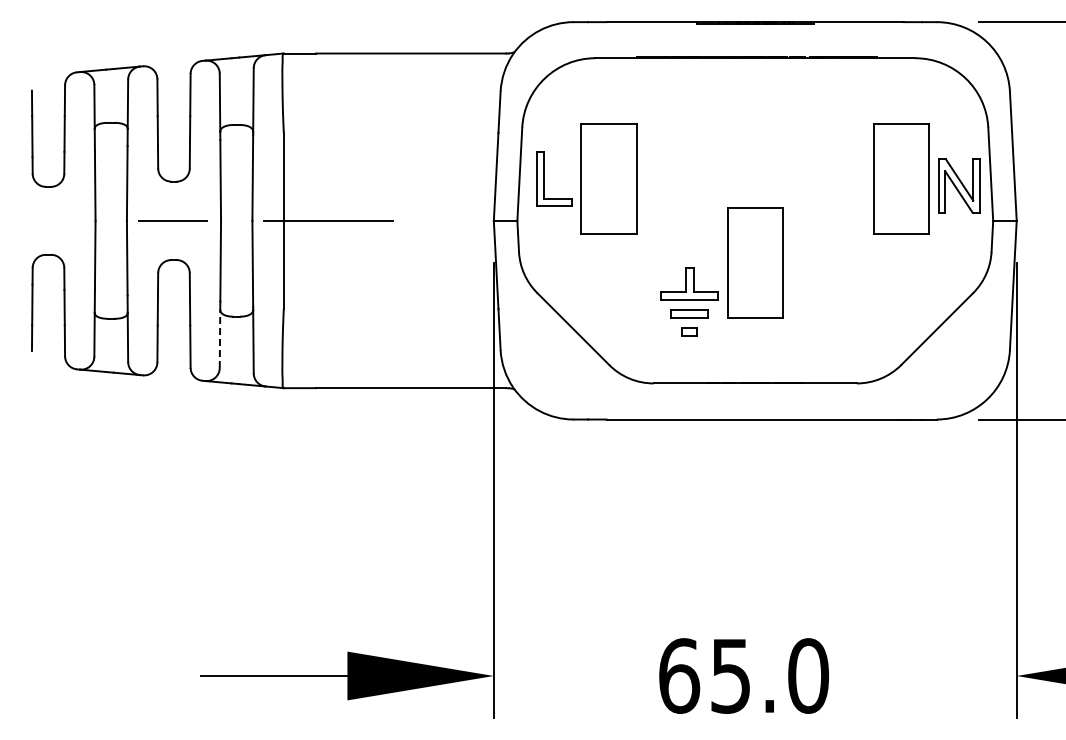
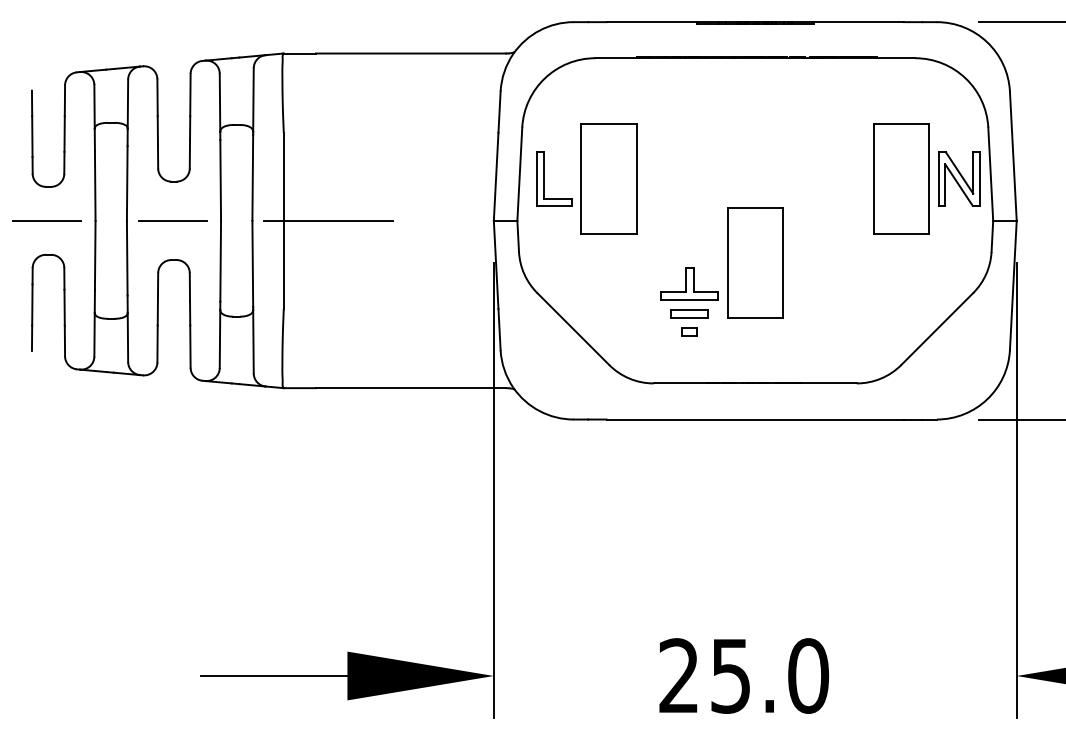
part position: (959, 185) -> (959, 178) (959, 178)
line: none -> present (47, 220)
line: dashed -> solid (220, 338)
text: 65.0 -> 25.0 (679, 675)
